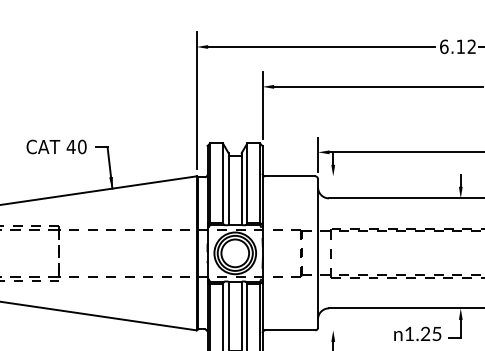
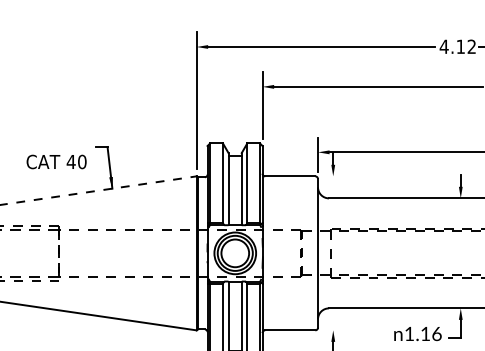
text: 6.12 -> 4.12 (443, 46)
text position: (56, 146) -> (56, 161) (56, 161)
line: solid -> dashed (98, 190)
text: 1.25 -> 1.16 (430, 333)
